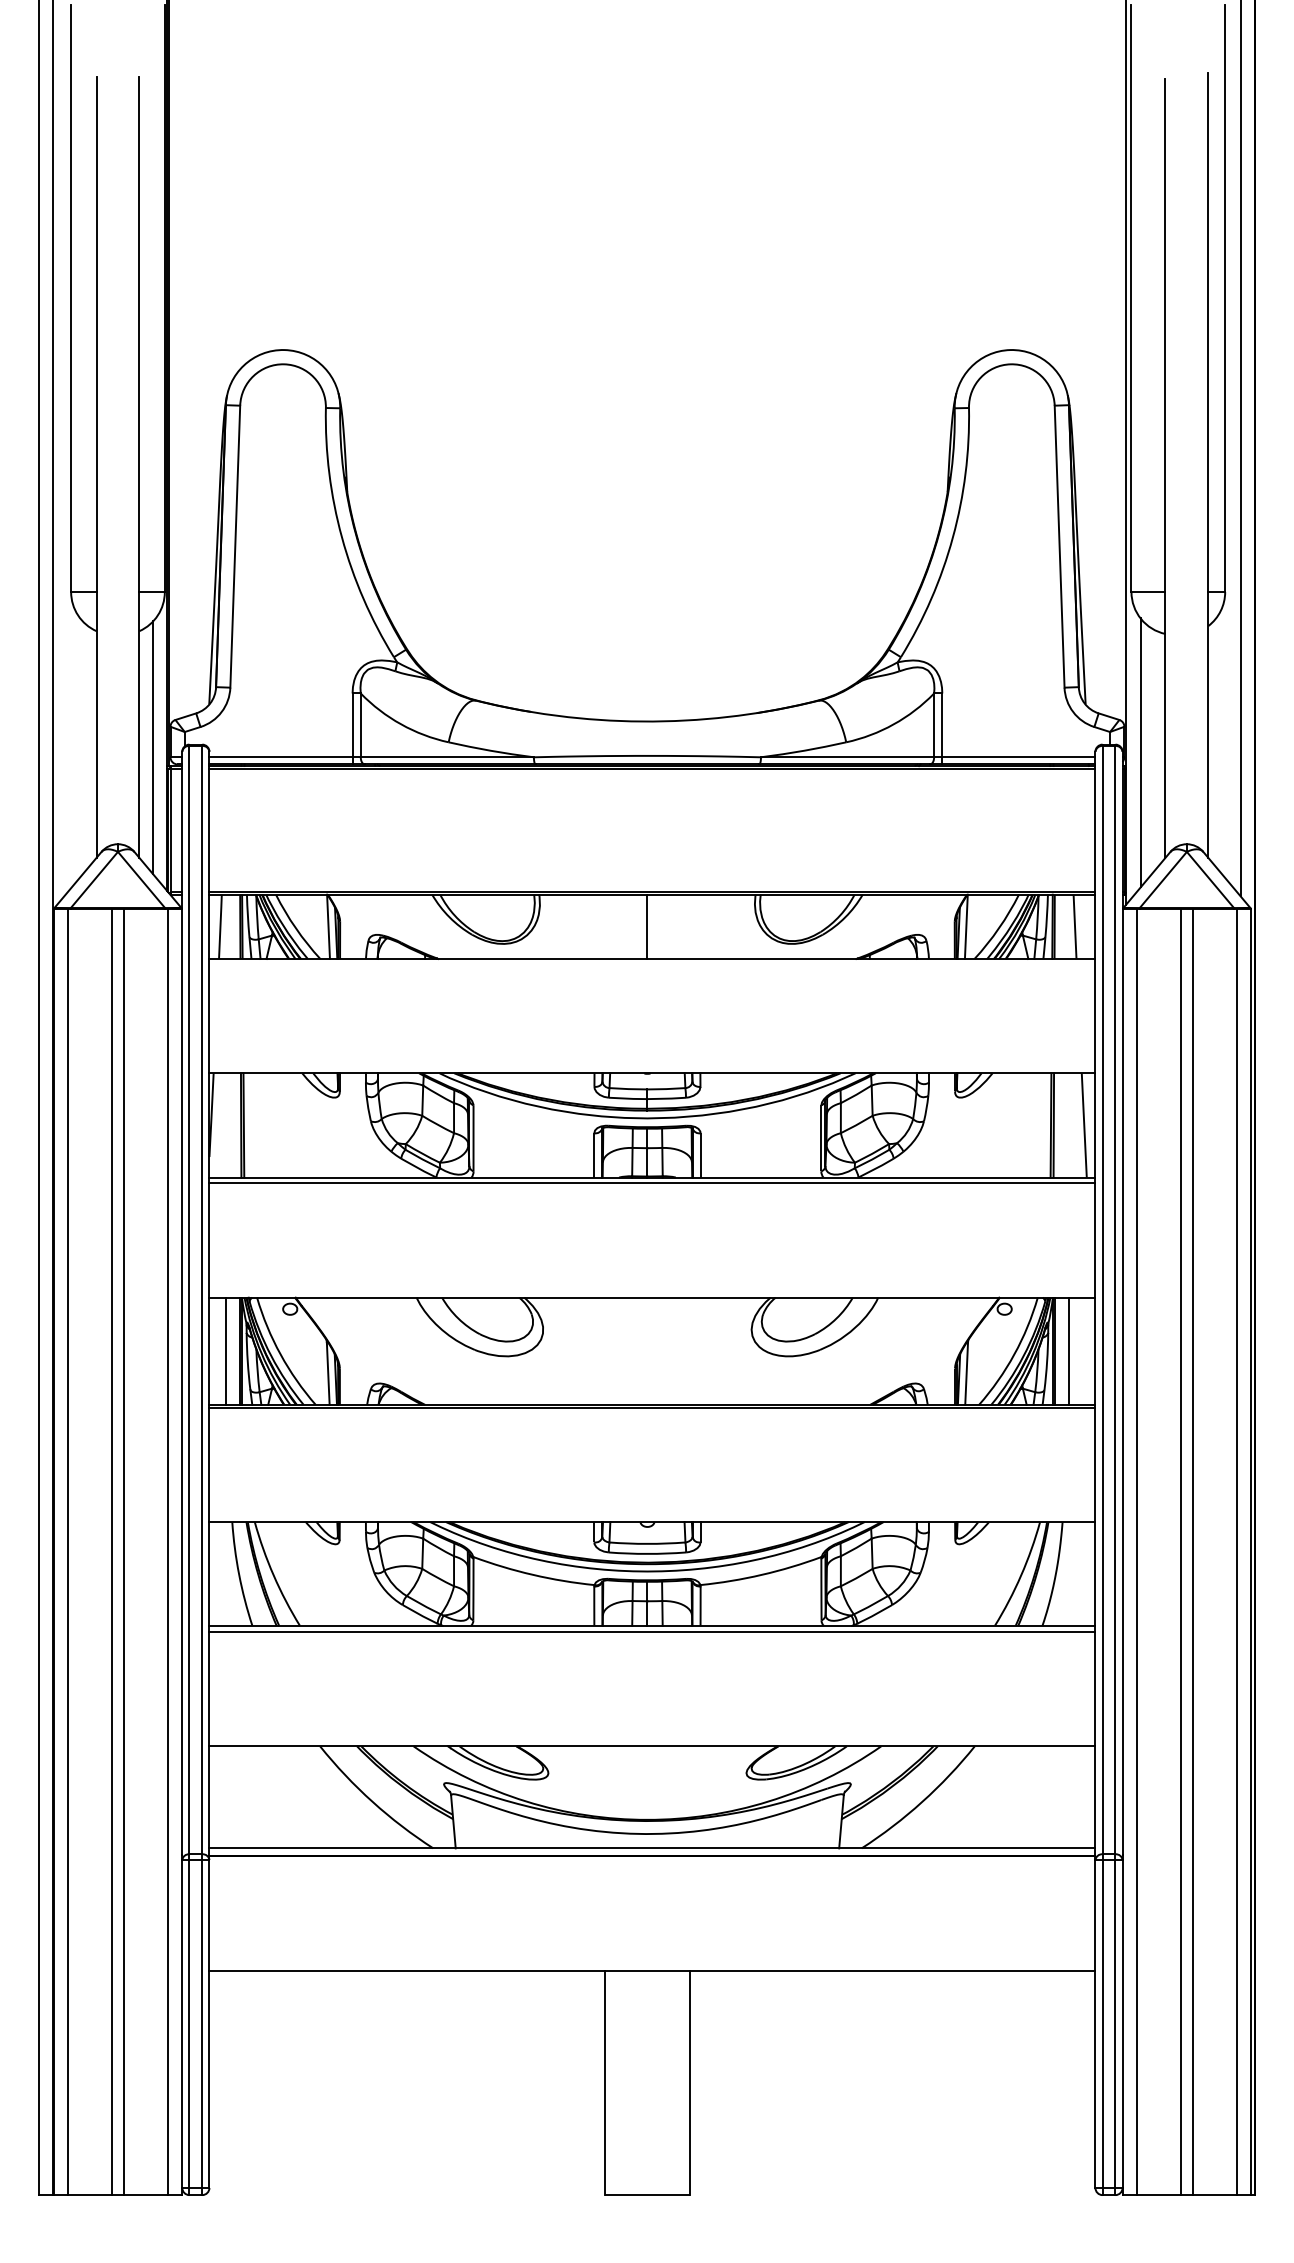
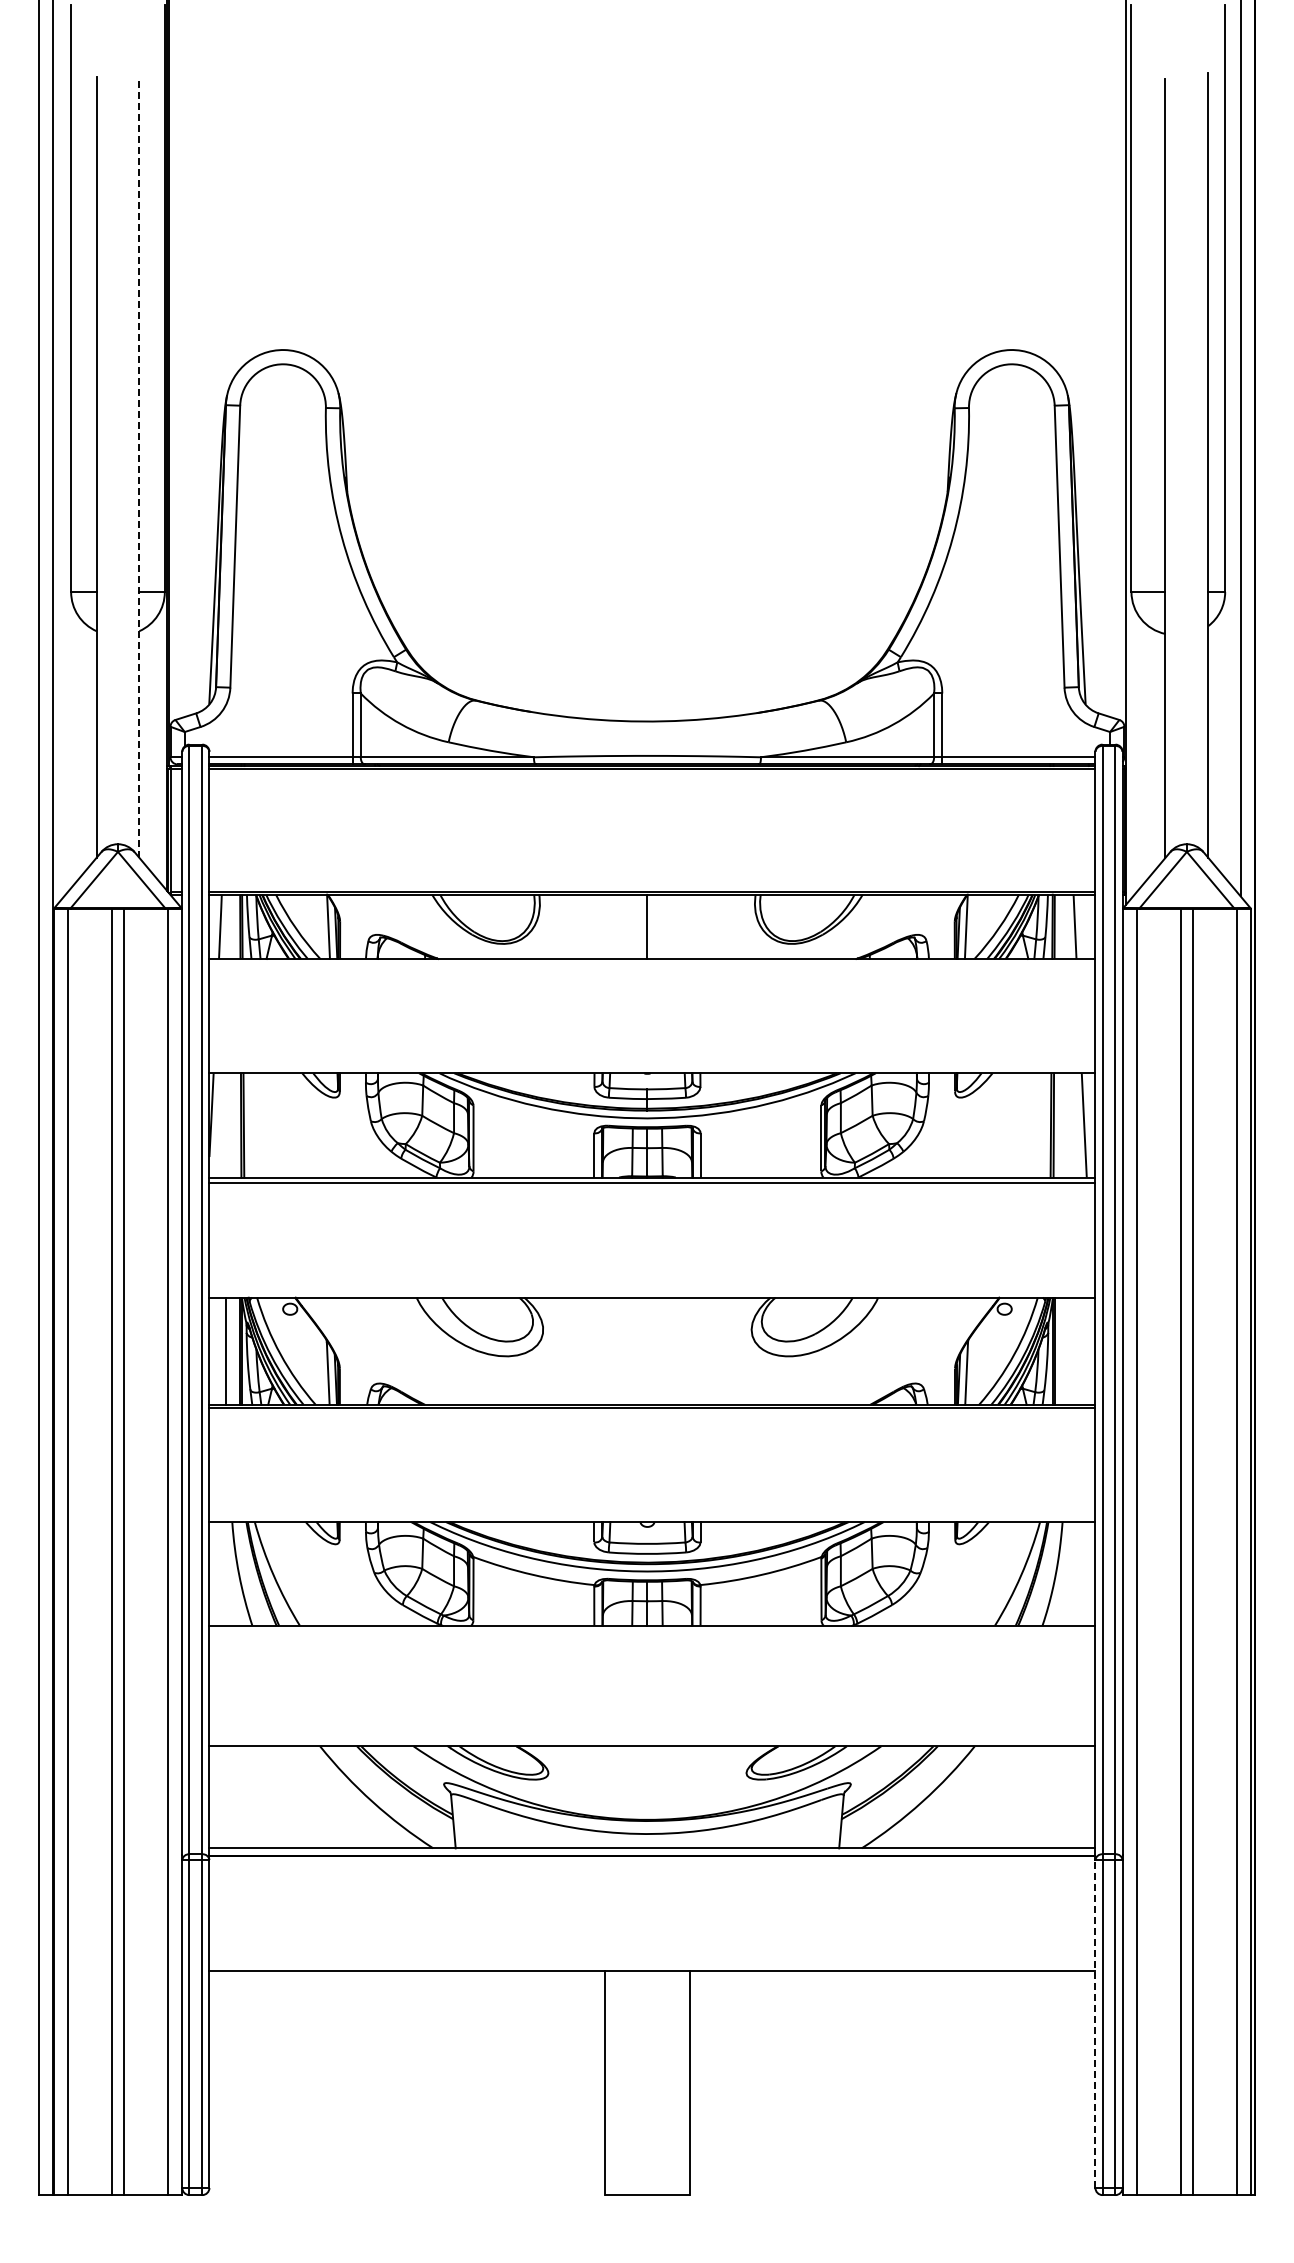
line: solid -> dashed (139, 466)
line: present -> none (153, 747)
line: present -> none (1140, 752)
line: present -> none (1069, 1350)
line: present -> none (652, 1632)
line: solid -> dashed (1095, 2024)
